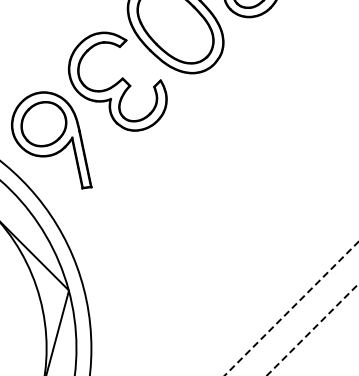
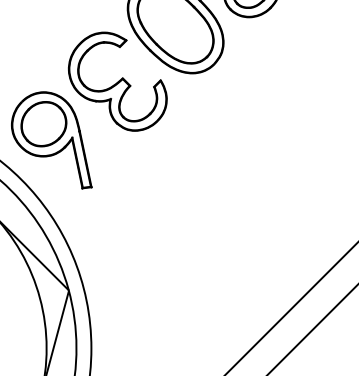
line: dashed -> solid (291, 308)
line: dashed -> solid (313, 329)
